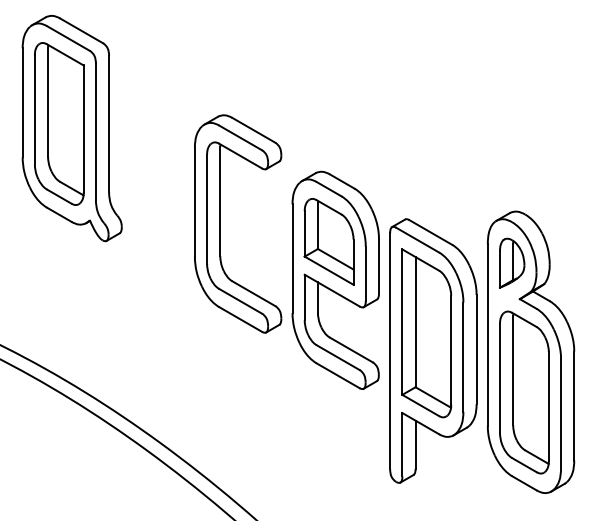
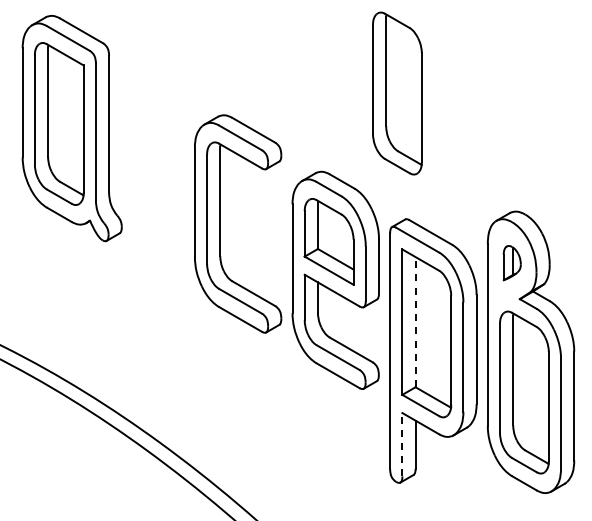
part: none -> present (397, 93)
part size: 27x52 px -> 20x37 px (511, 263)
line: solid -> dashed (415, 321)
line: solid -> dashed (402, 444)
